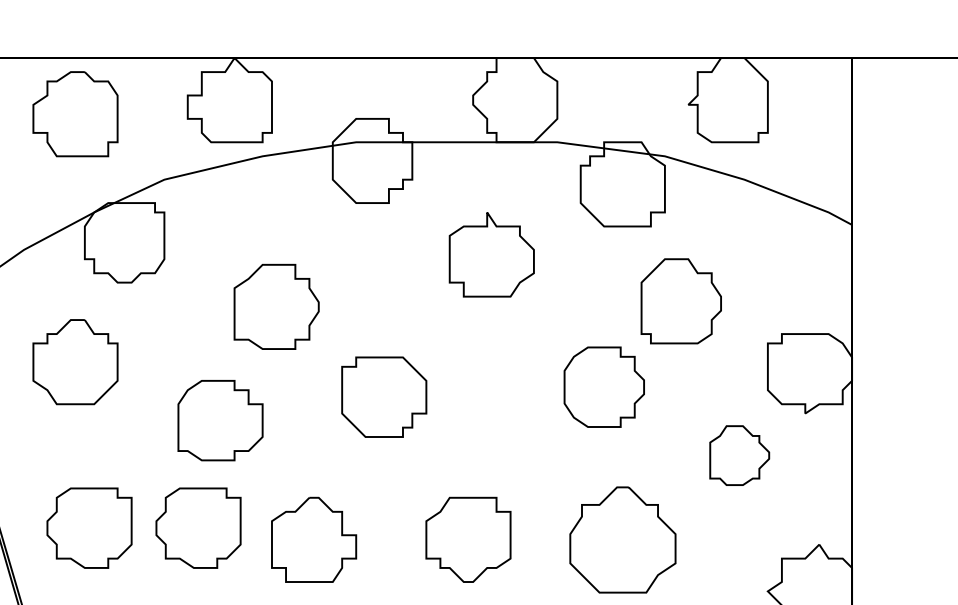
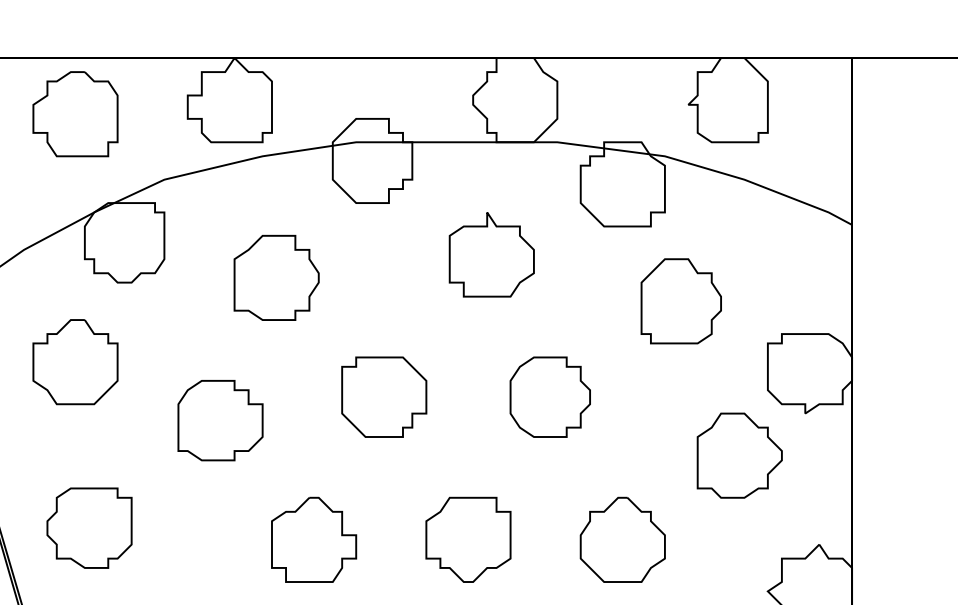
part position: (276, 306) -> (276, 277) (276, 277)
part position: (603, 386) -> (549, 396) (549, 396)
part size: 62x61 px -> 87x87 px (739, 455)
part: present -> none (198, 527)
part size: 108x108 px -> 87x87 px (622, 539)
